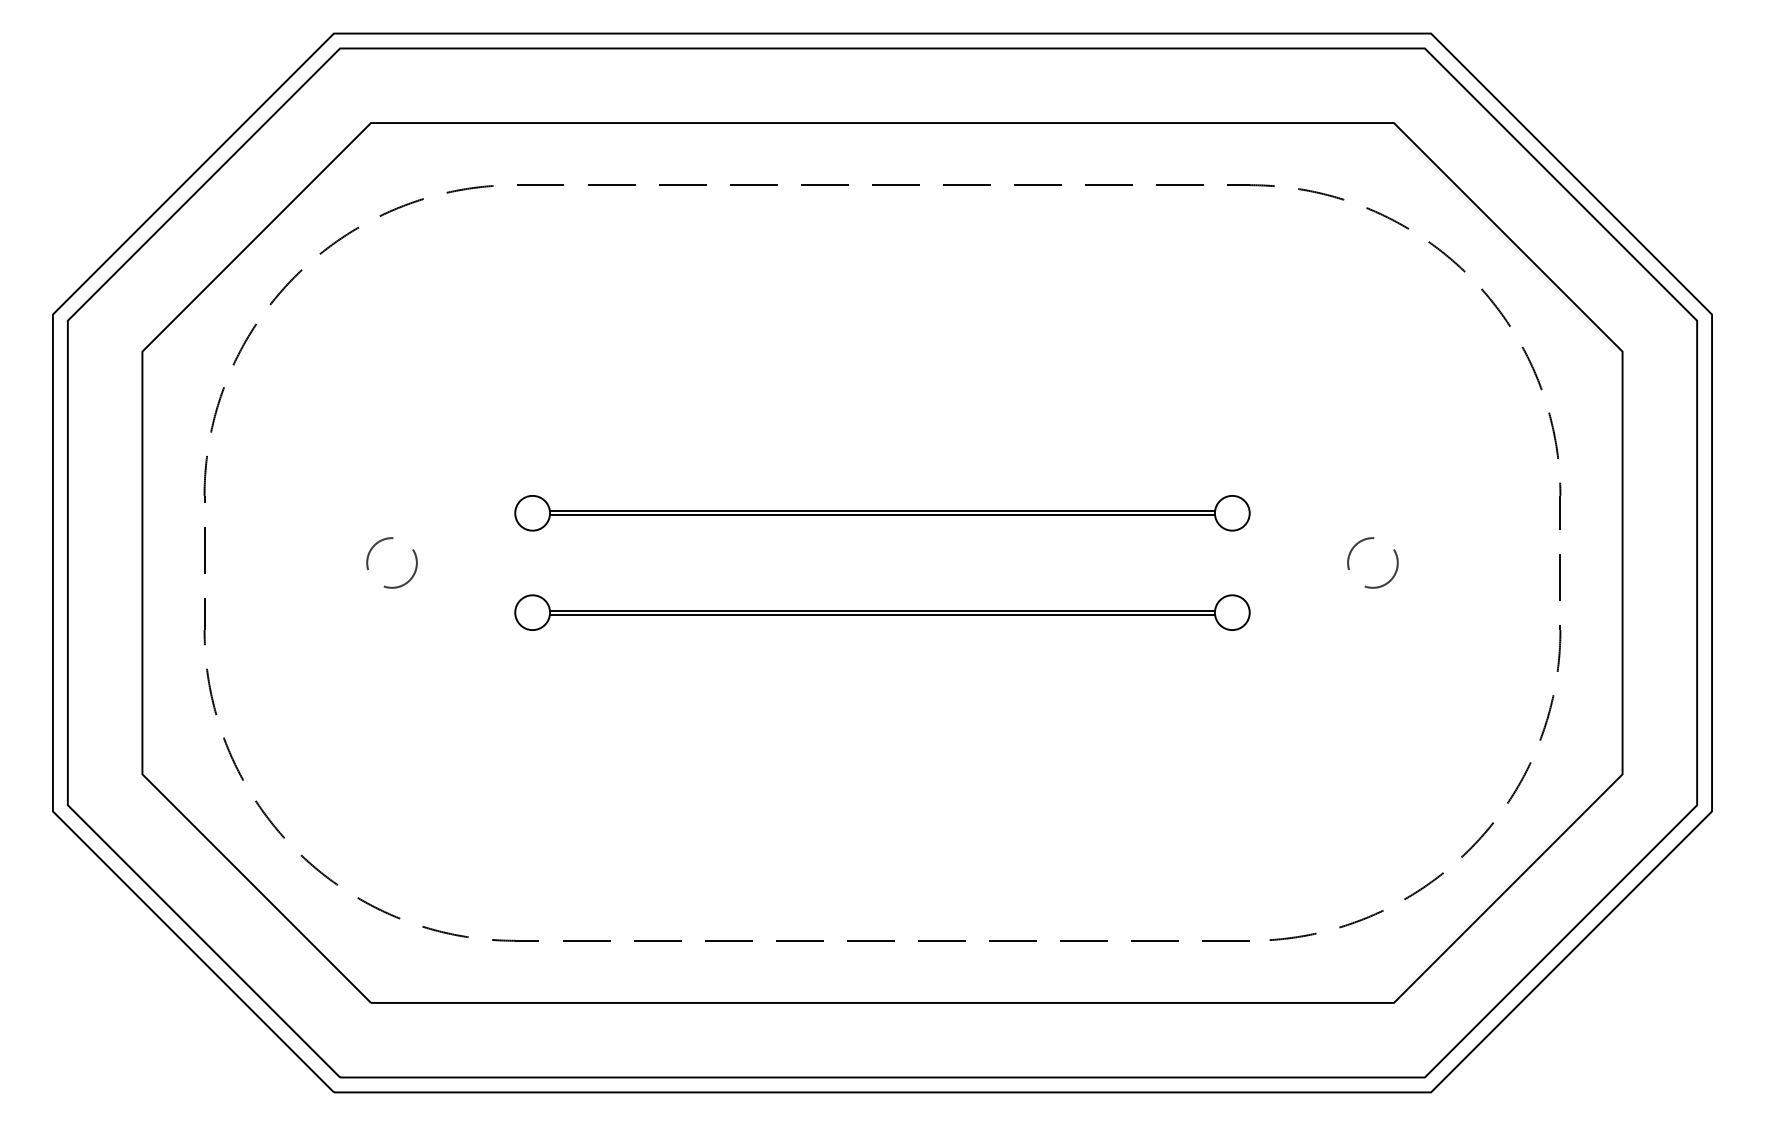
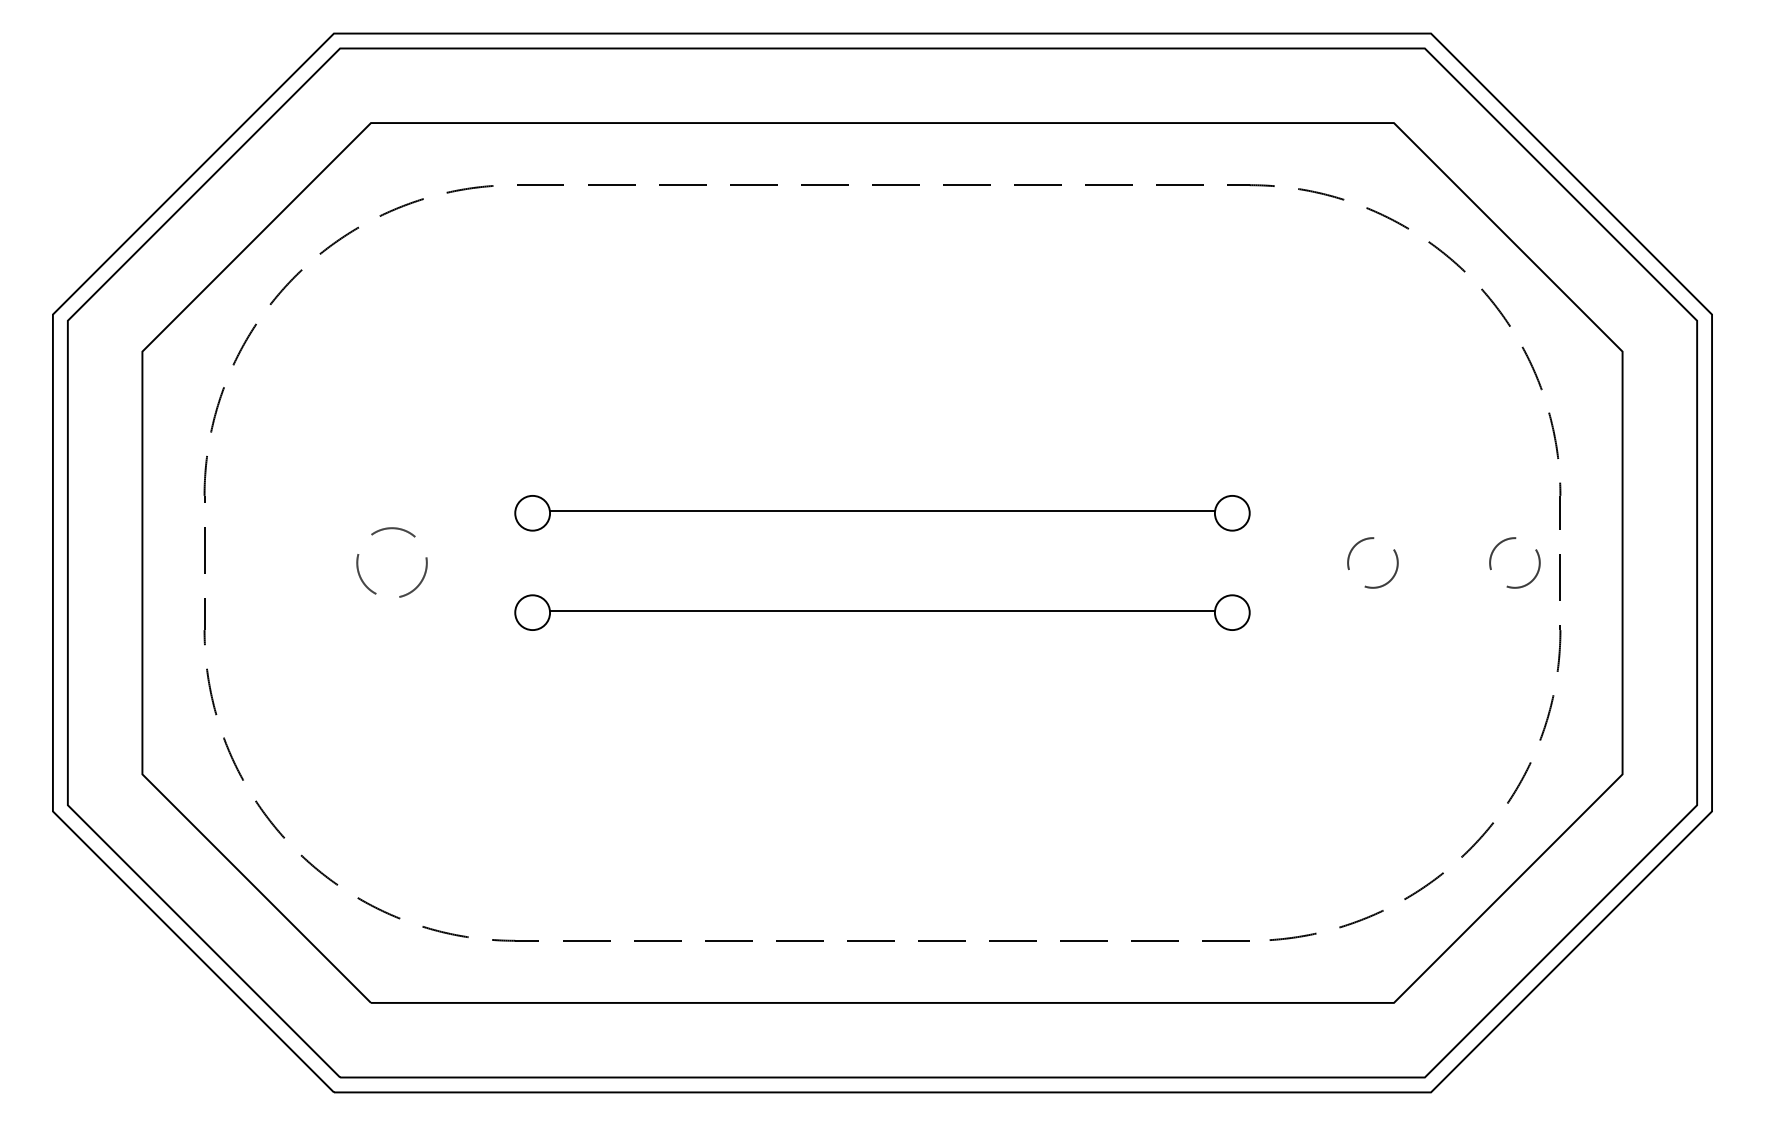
line: present -> none (882, 515)
circle size: 52x52 px -> 72x71 px (391, 562)
circle: none -> present (1514, 562)
line: present -> none (882, 614)
